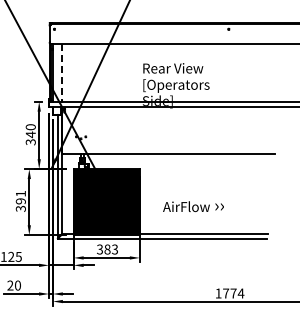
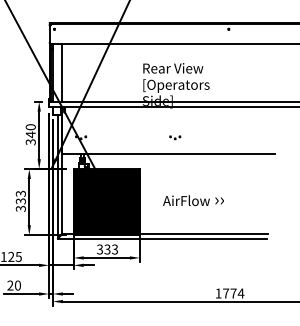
line: dashed -> solid (61, 72)
part: none -> present (175, 137)
text: 391 -> 333 (20, 197)
text position: (193, 206) -> (193, 200) (193, 200)
text: 383 -> 333 (107, 249)
